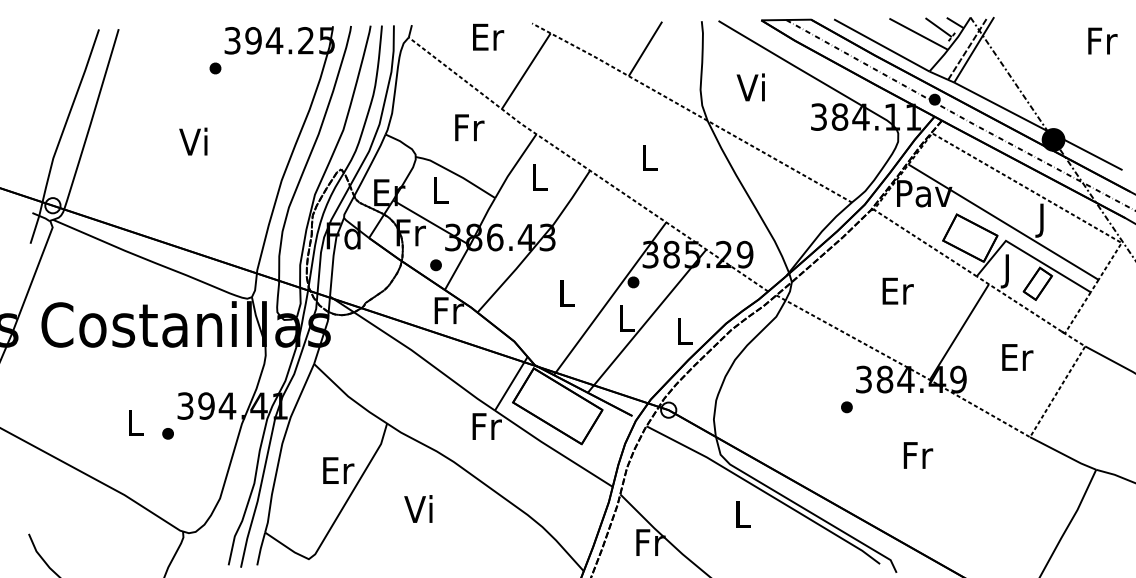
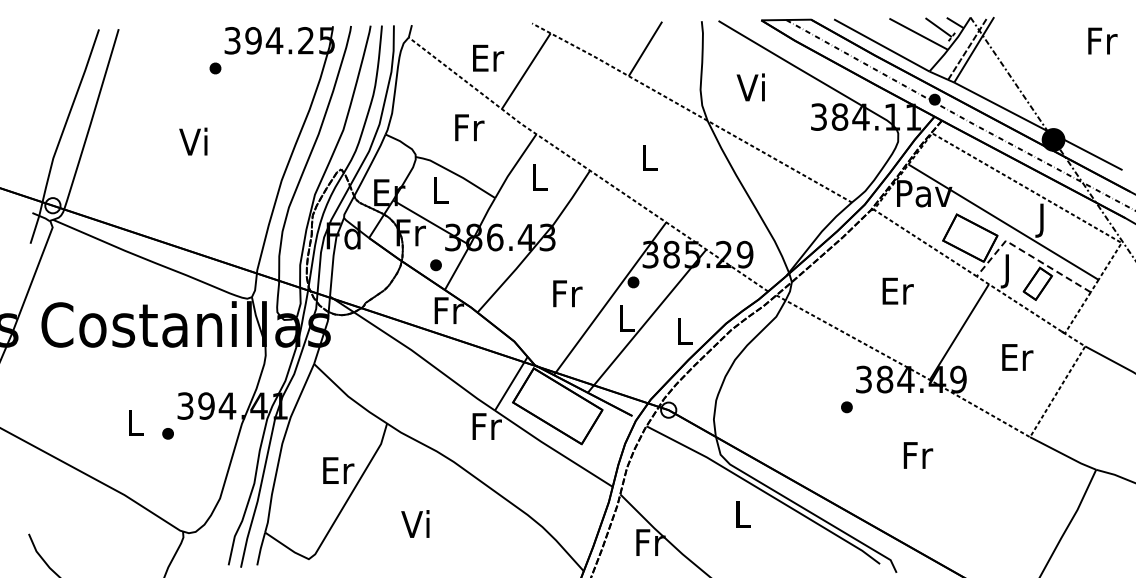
text position: (488, 36) -> (488, 57) (488, 57)
line: solid -> dashed (1027, 254)
text: L -> Fr (567, 293)
text position: (418, 508) -> (415, 523) (415, 523)
